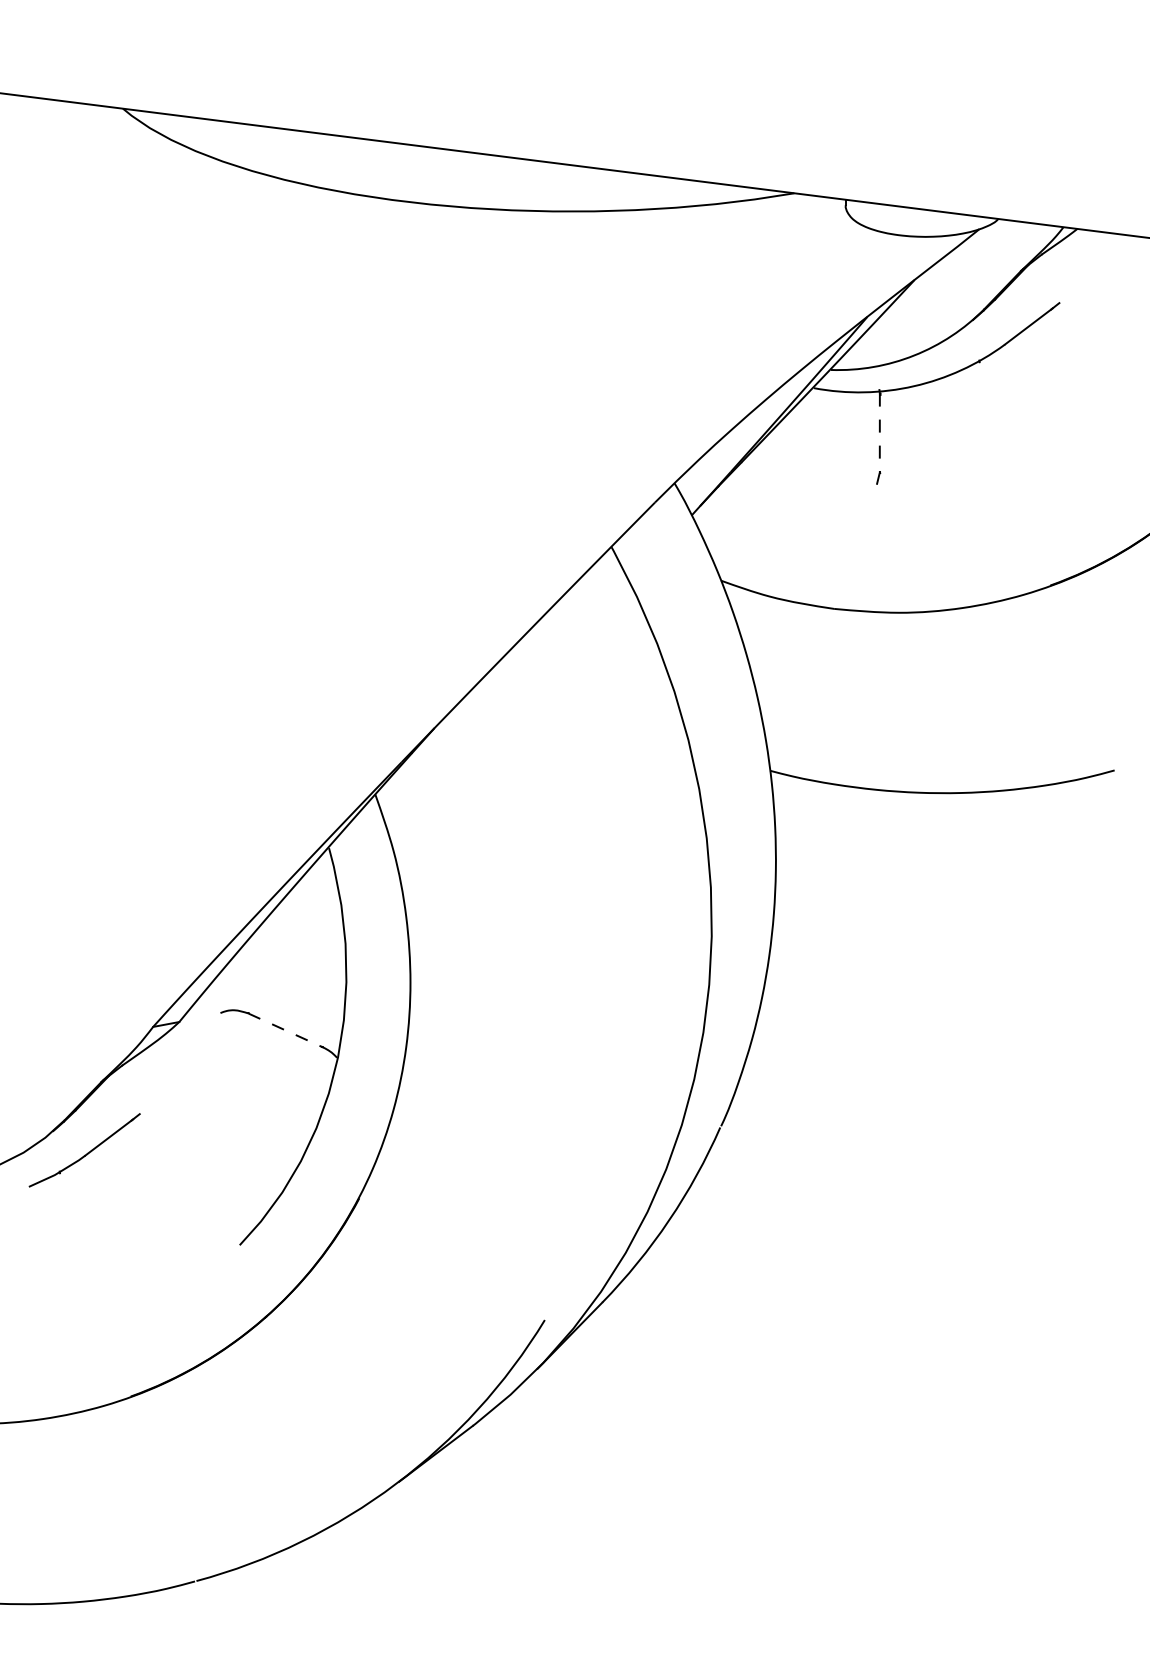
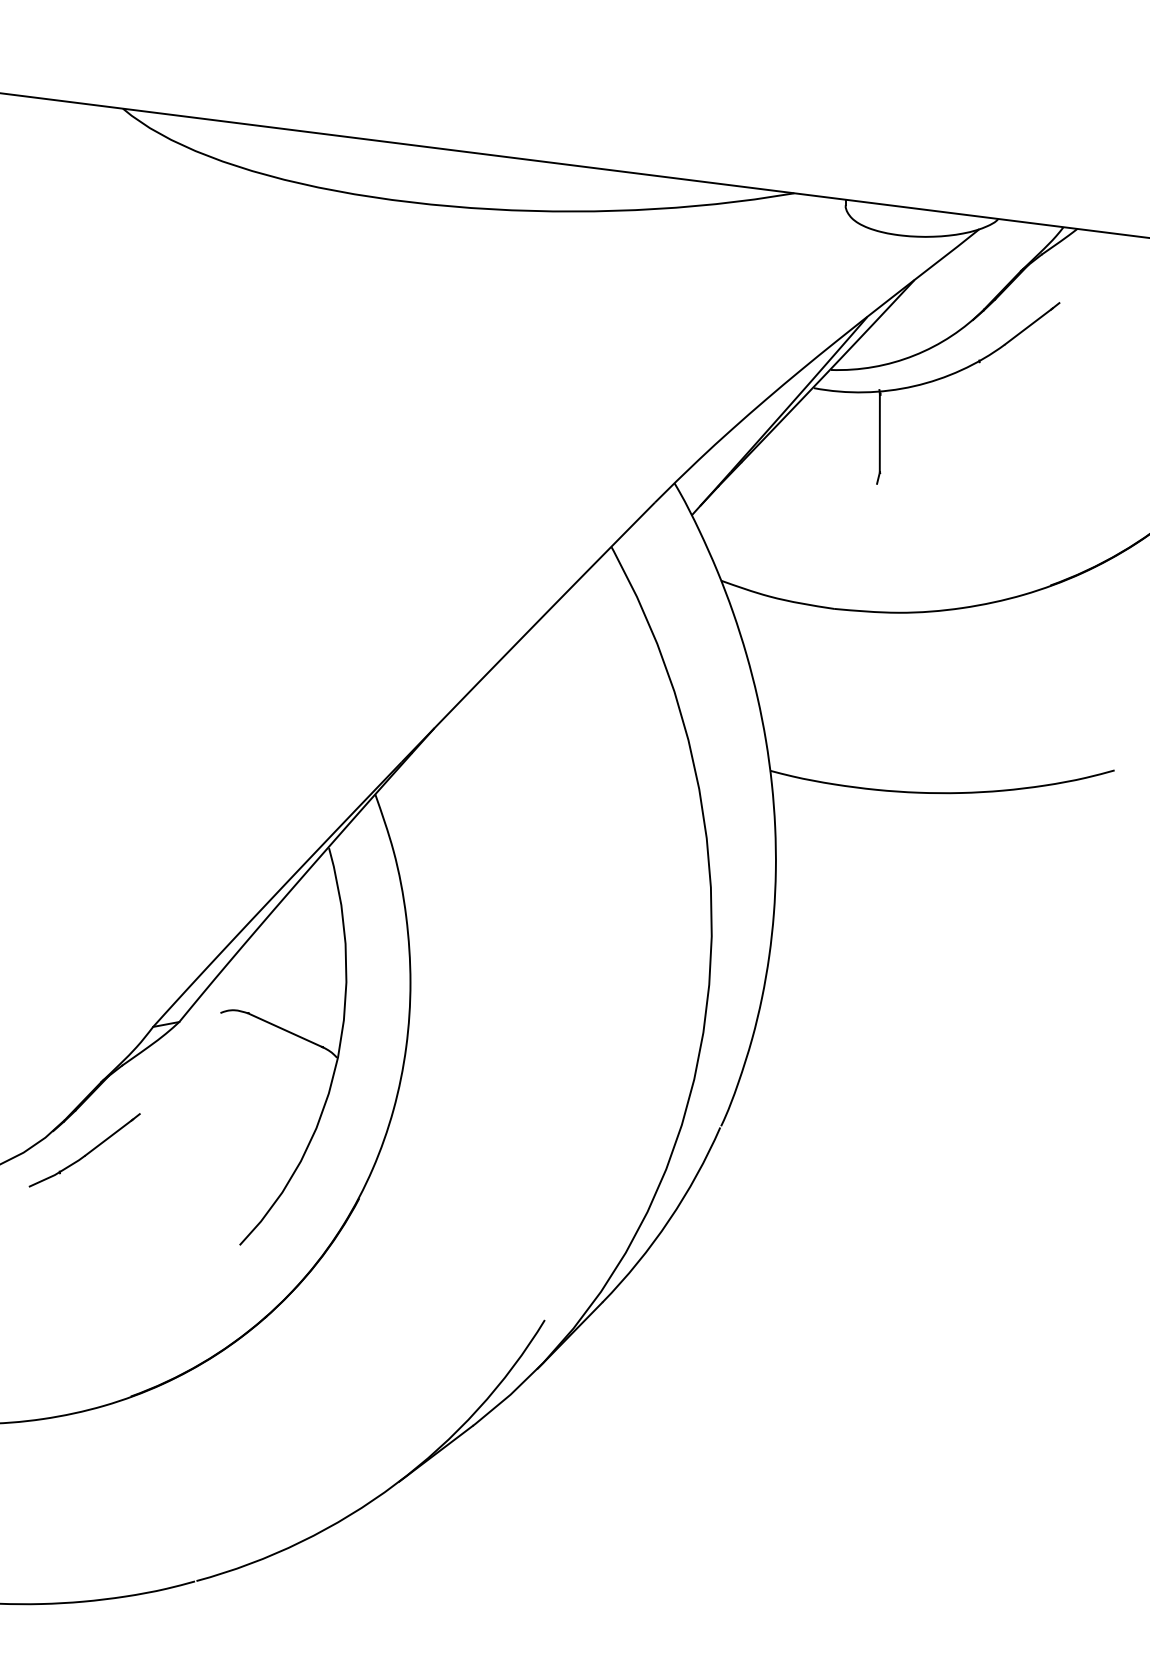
line: dashed -> solid (879, 433)
line: dashed -> solid (285, 1030)
